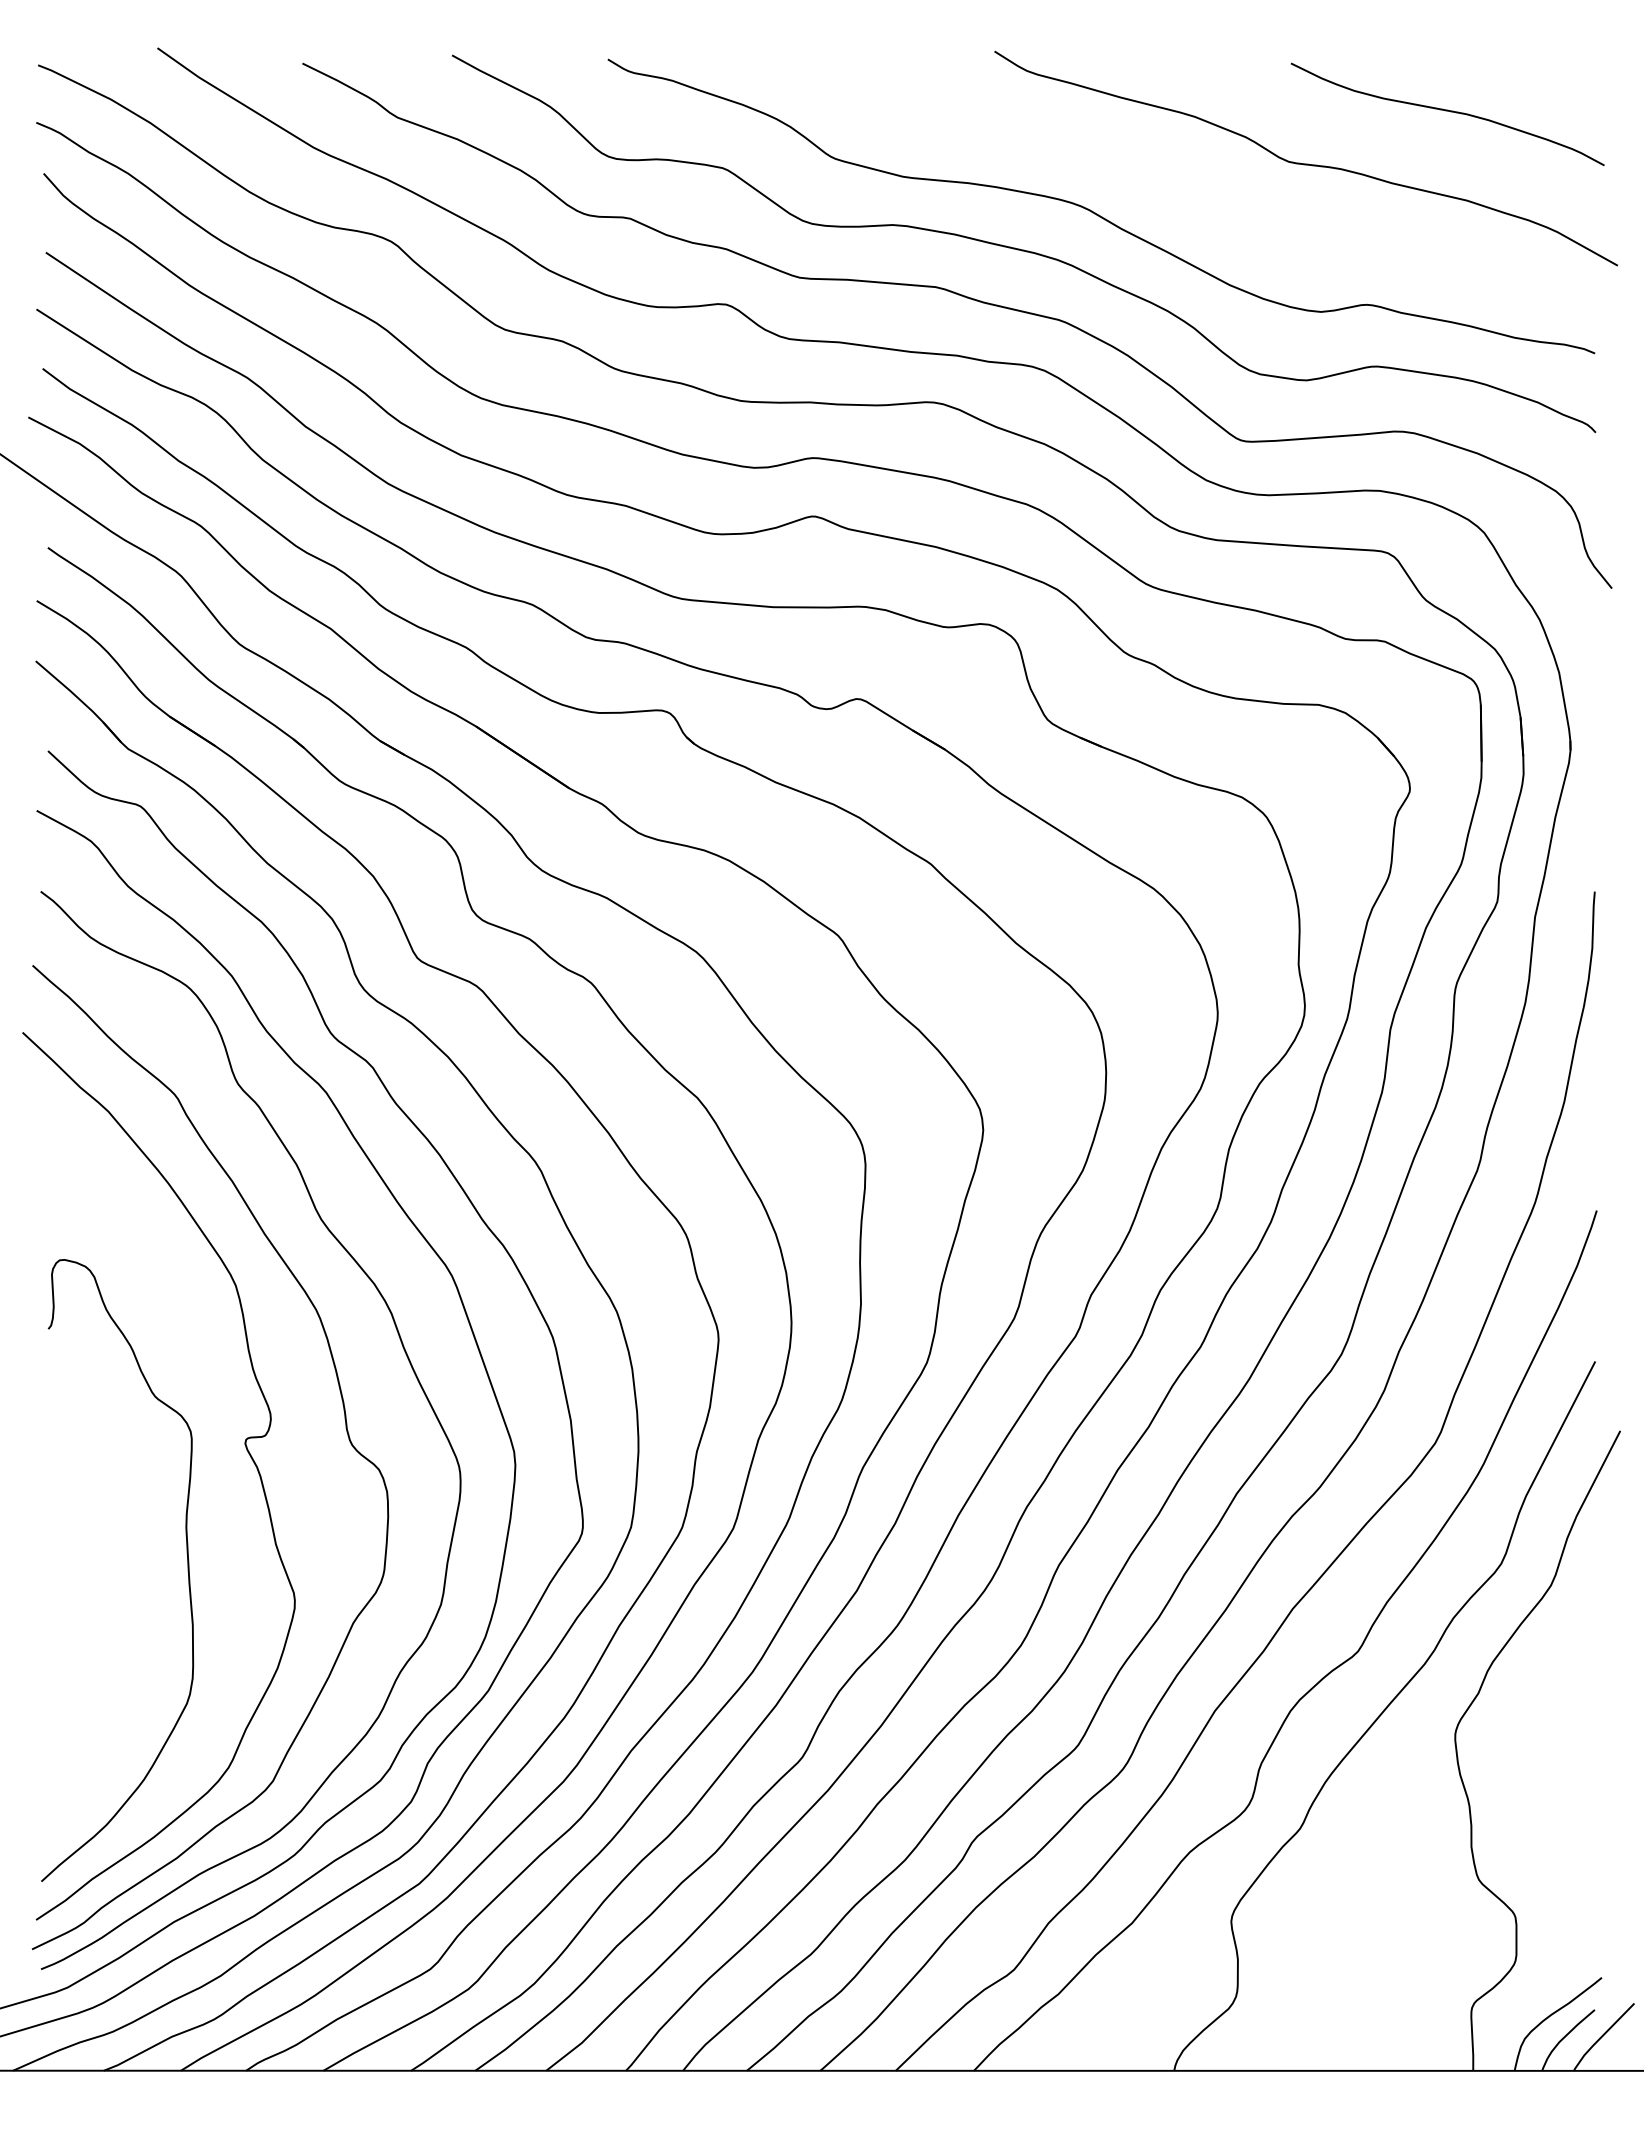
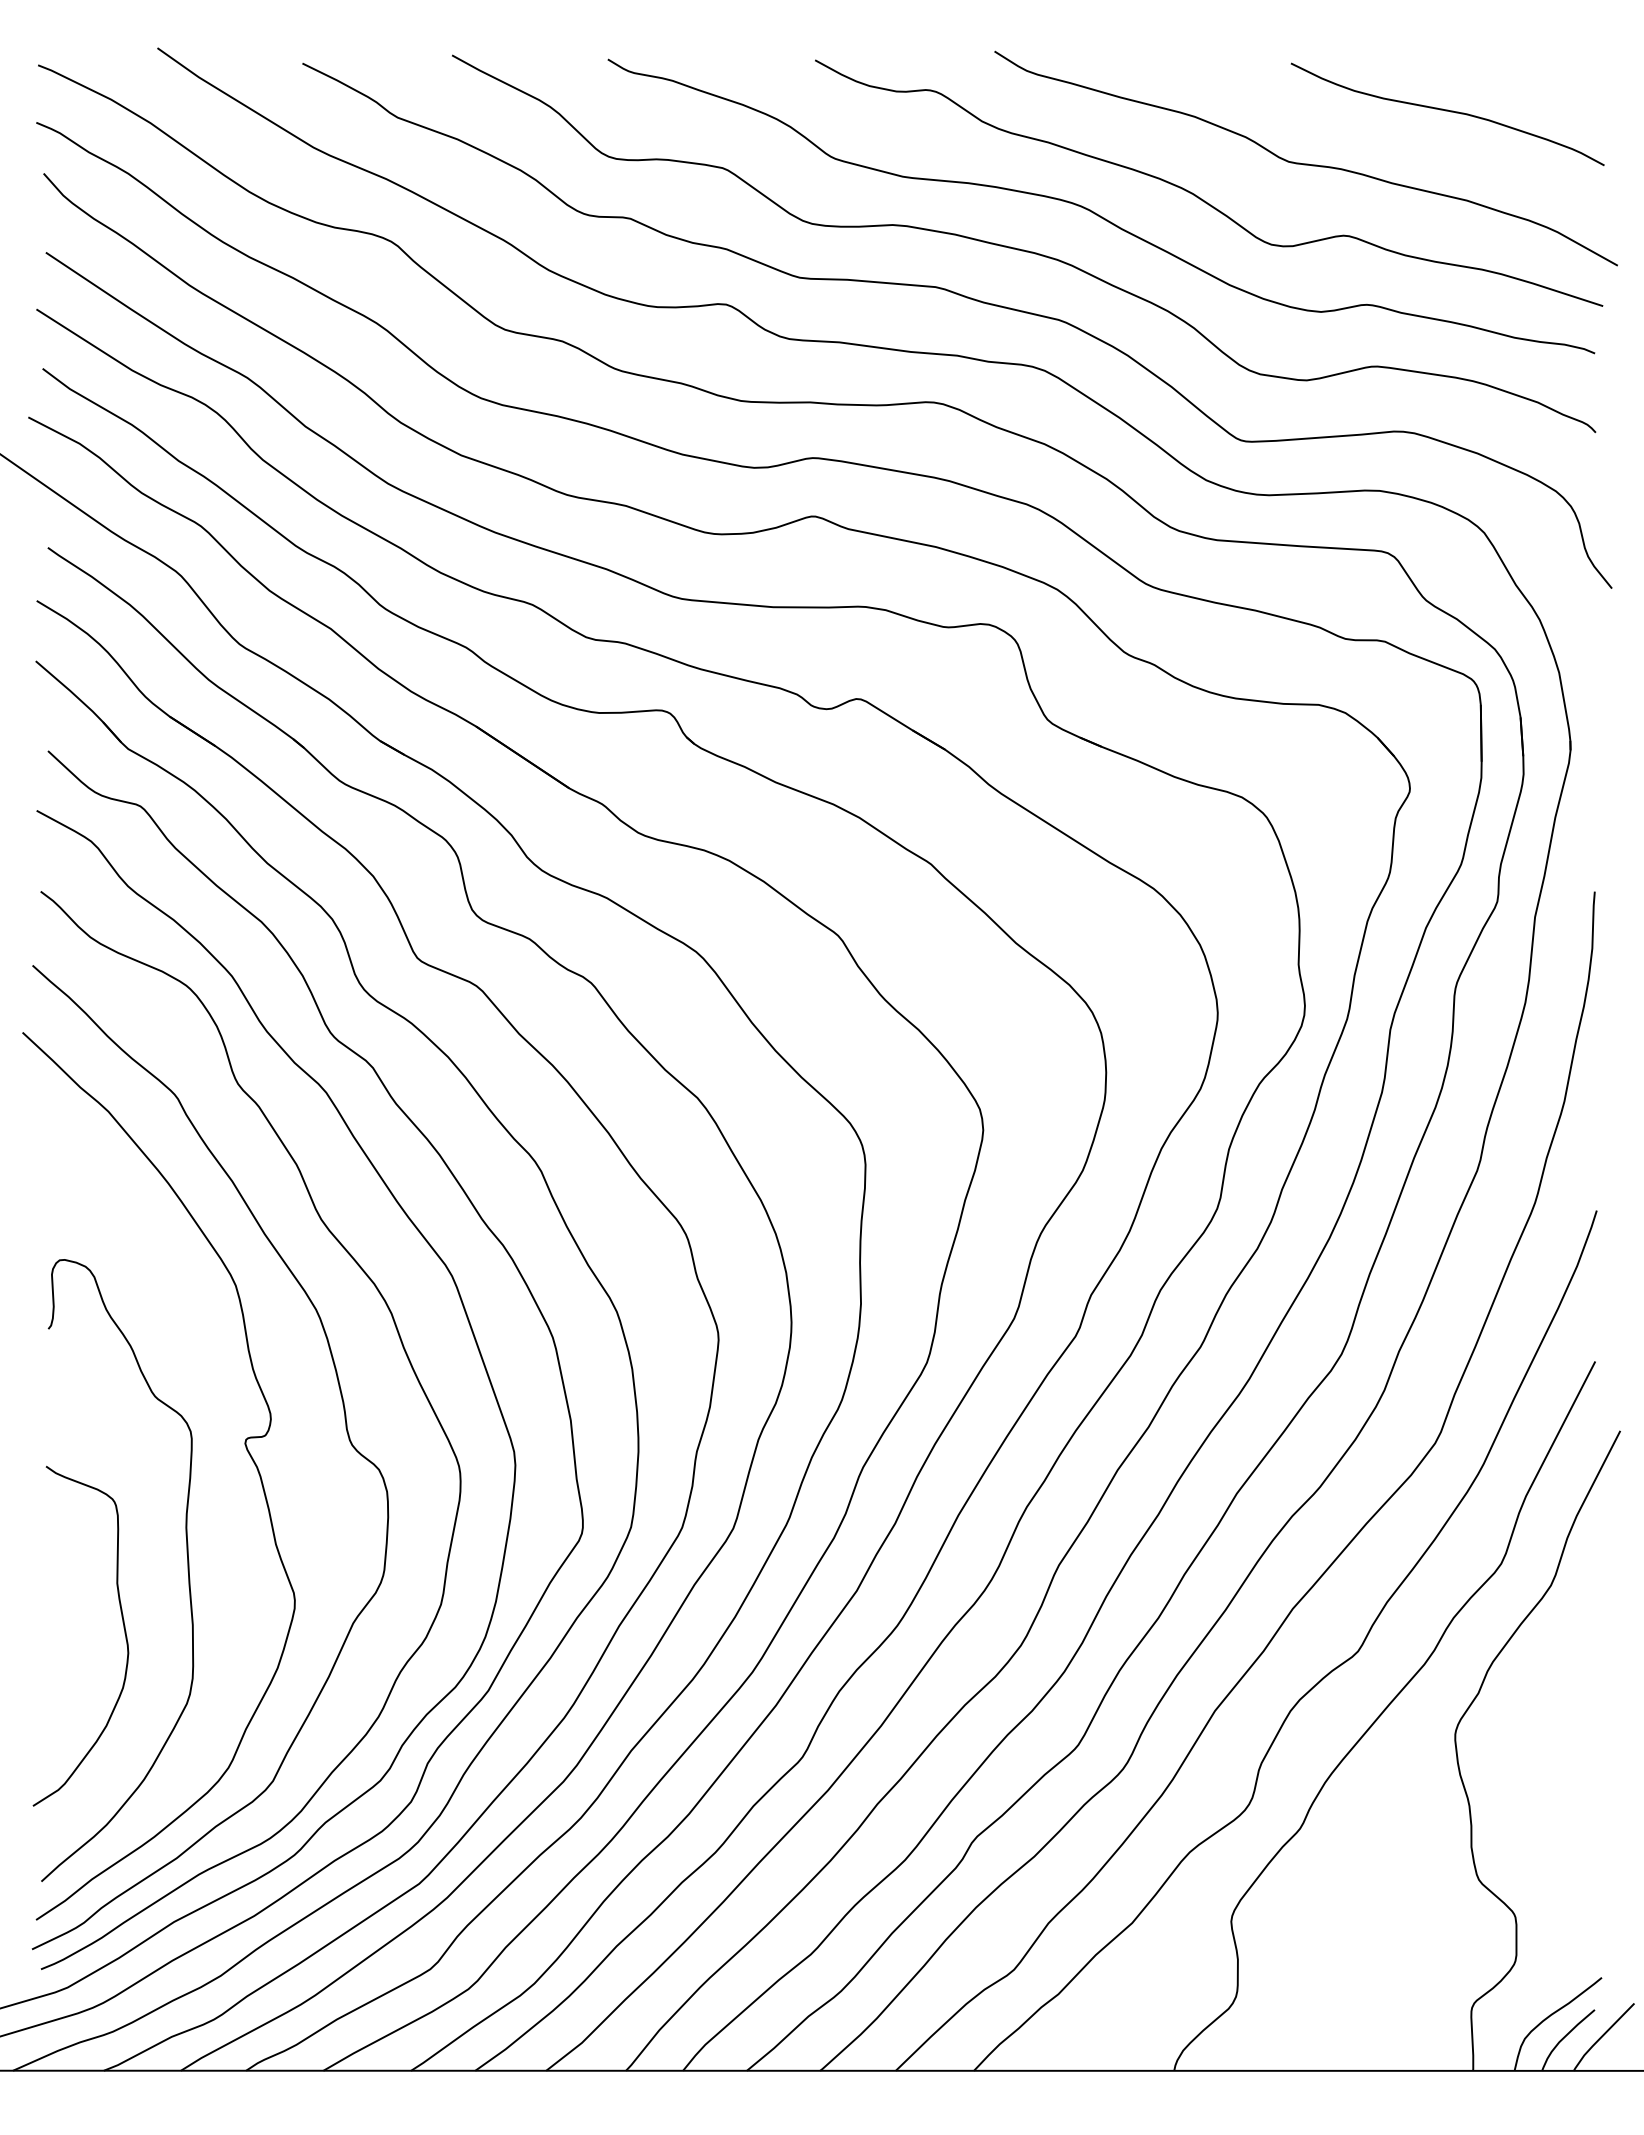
curve: none -> present (1200, 197)
curve: none -> present (123, 1628)
